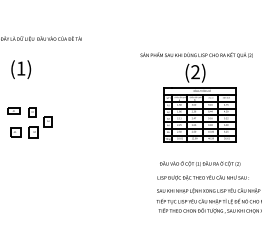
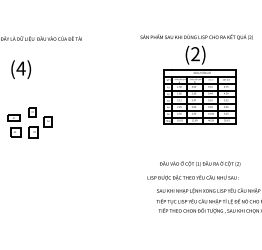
text: (1) -> (4) (20, 68)
part position: (196, 97) -> (196, 79) (196, 79)
part position: (13, 110) -> (13, 117) (13, 117)
text position: (202, 177) -> (192, 177) (192, 177)
